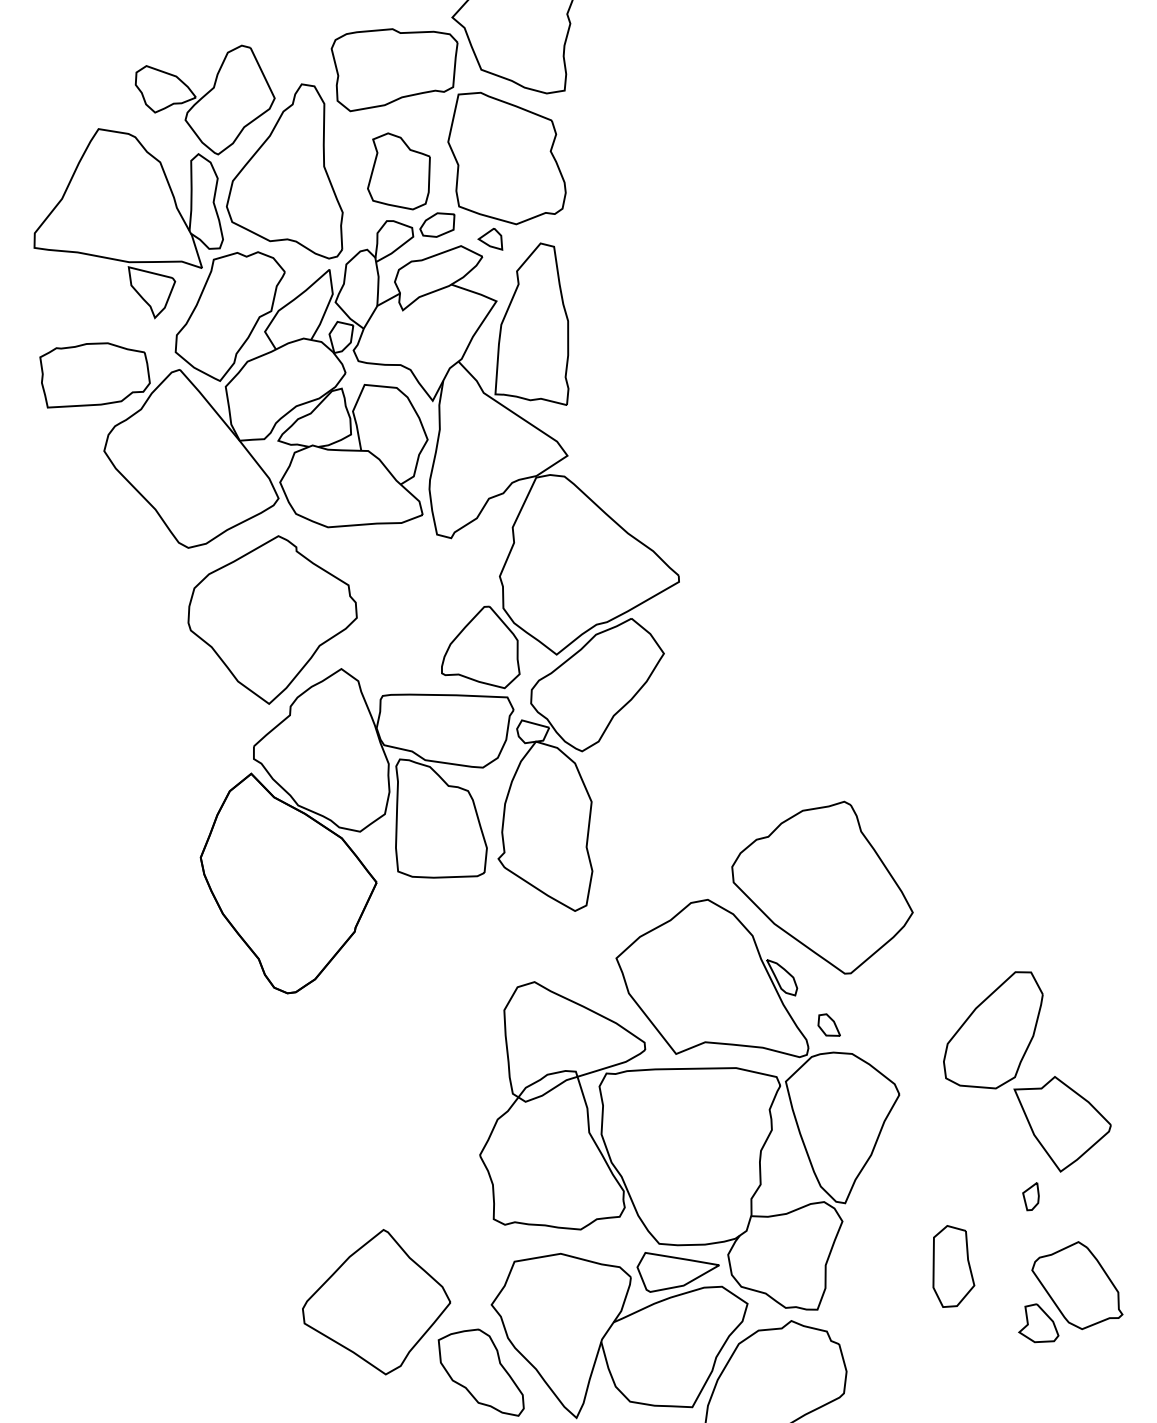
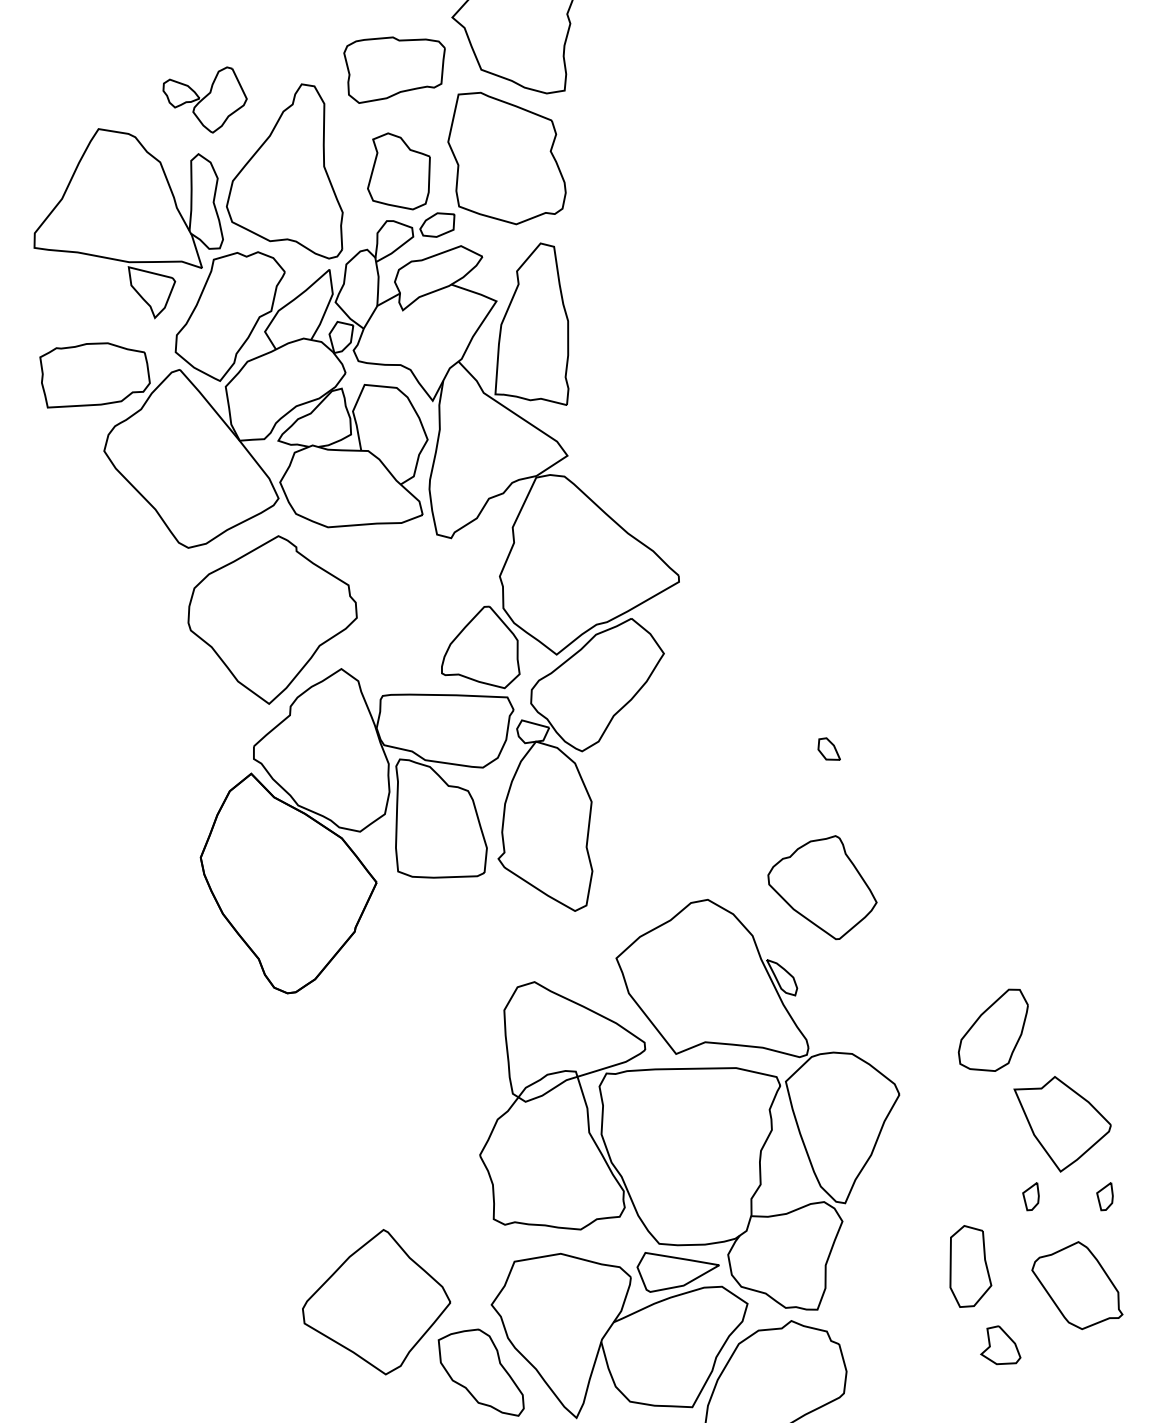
part size: 129x85 px -> 103x68 px (394, 69)
part size: 142x112 px -> 86x68 px (204, 99)
part: present -> none (490, 238)
part size: 183x175 px -> 111x106 px (822, 887)
part position: (828, 1024) -> (828, 748) (828, 748)
part size: 101x119 px -> 72x84 px (992, 1029)
part: none -> present (1104, 1196)
part position: (953, 1266) -> (970, 1266) (970, 1266)
part position: (1038, 1323) -> (1000, 1345) (1000, 1345)
